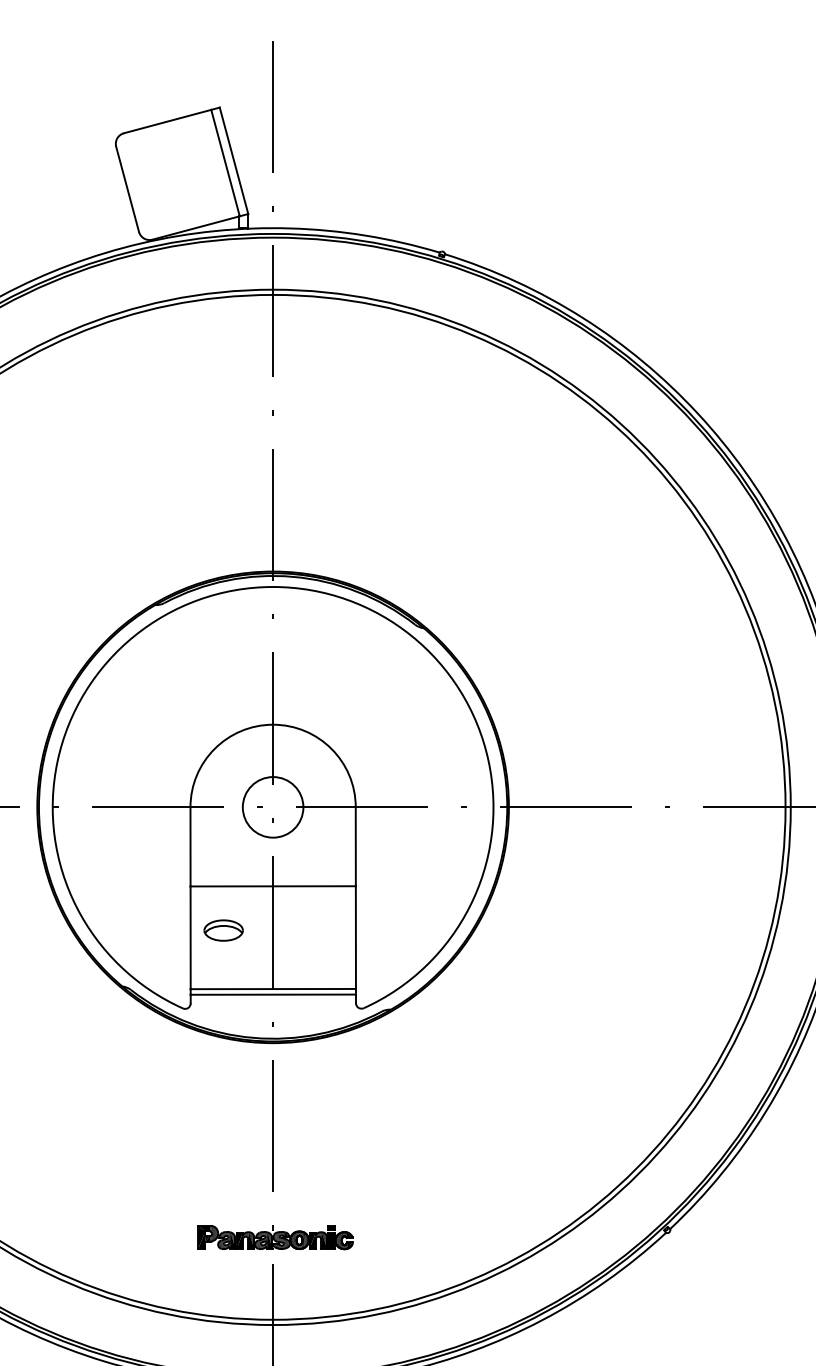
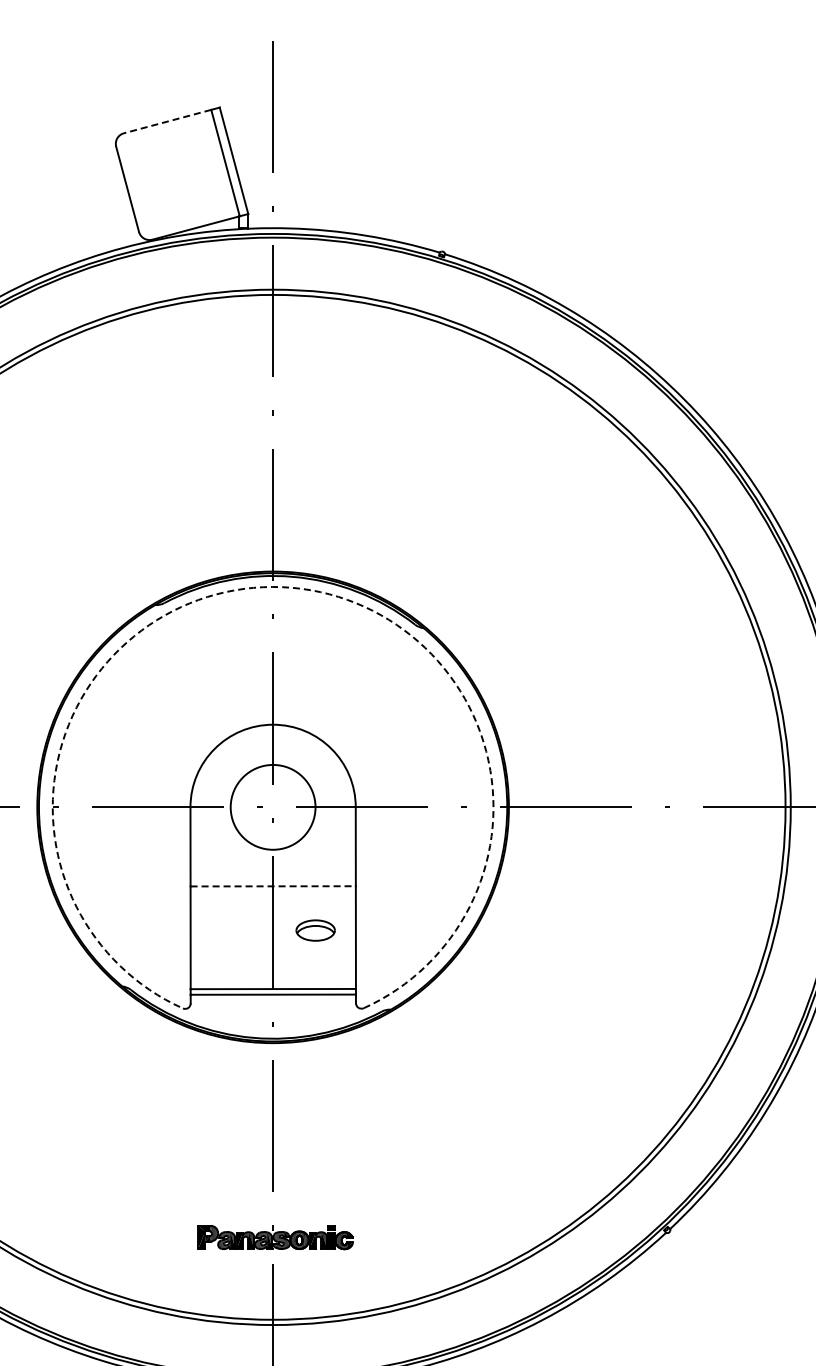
line: solid -> dashed (167, 121)
arc: solid -> dashed (272, 587)
circle diameter: 61 px -> 85 px (272, 806)
line: solid -> dashed (273, 886)
part position: (223, 930) -> (315, 930) (315, 930)
